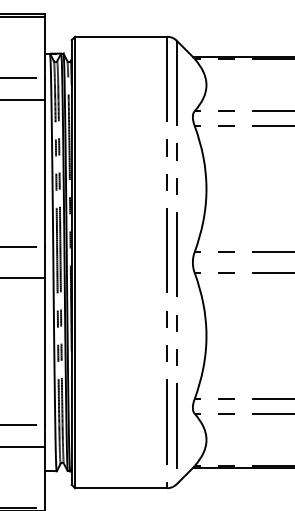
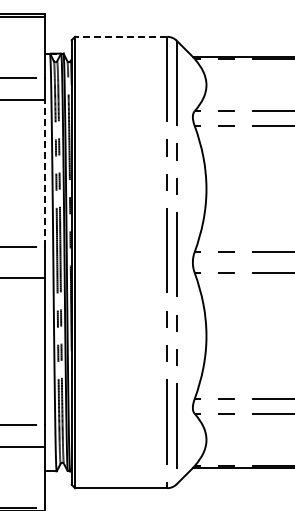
line: solid -> dashed (120, 36)
line: solid -> dashed (45, 173)
